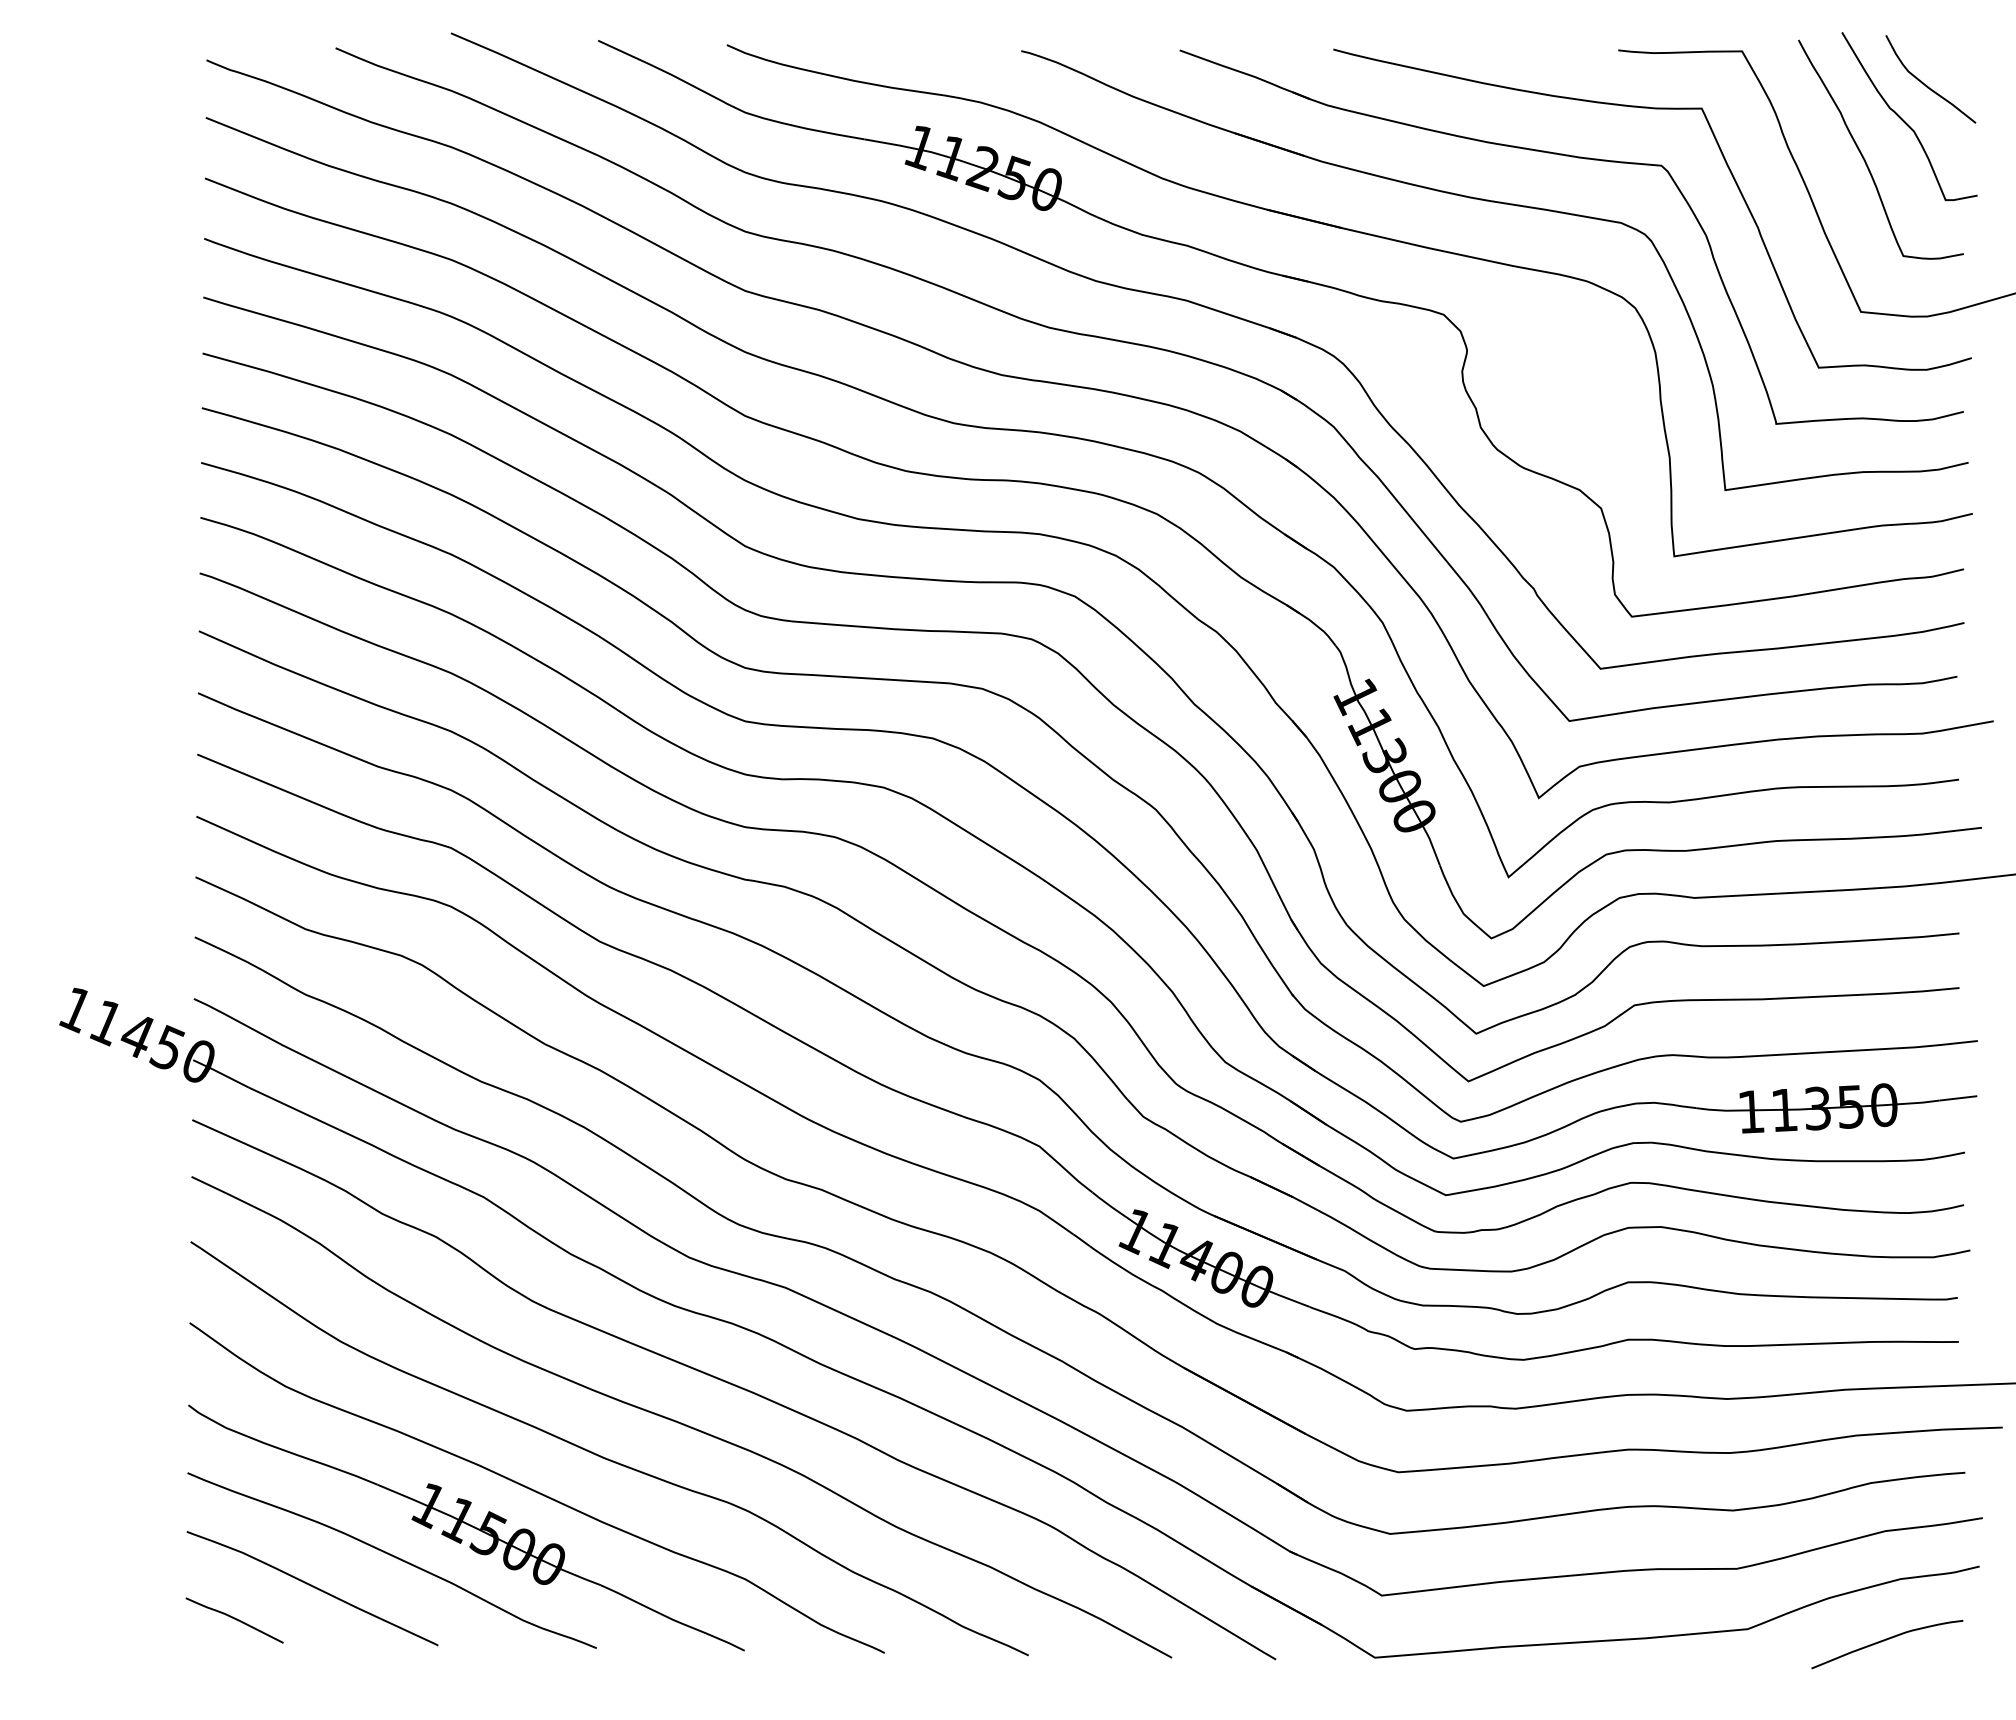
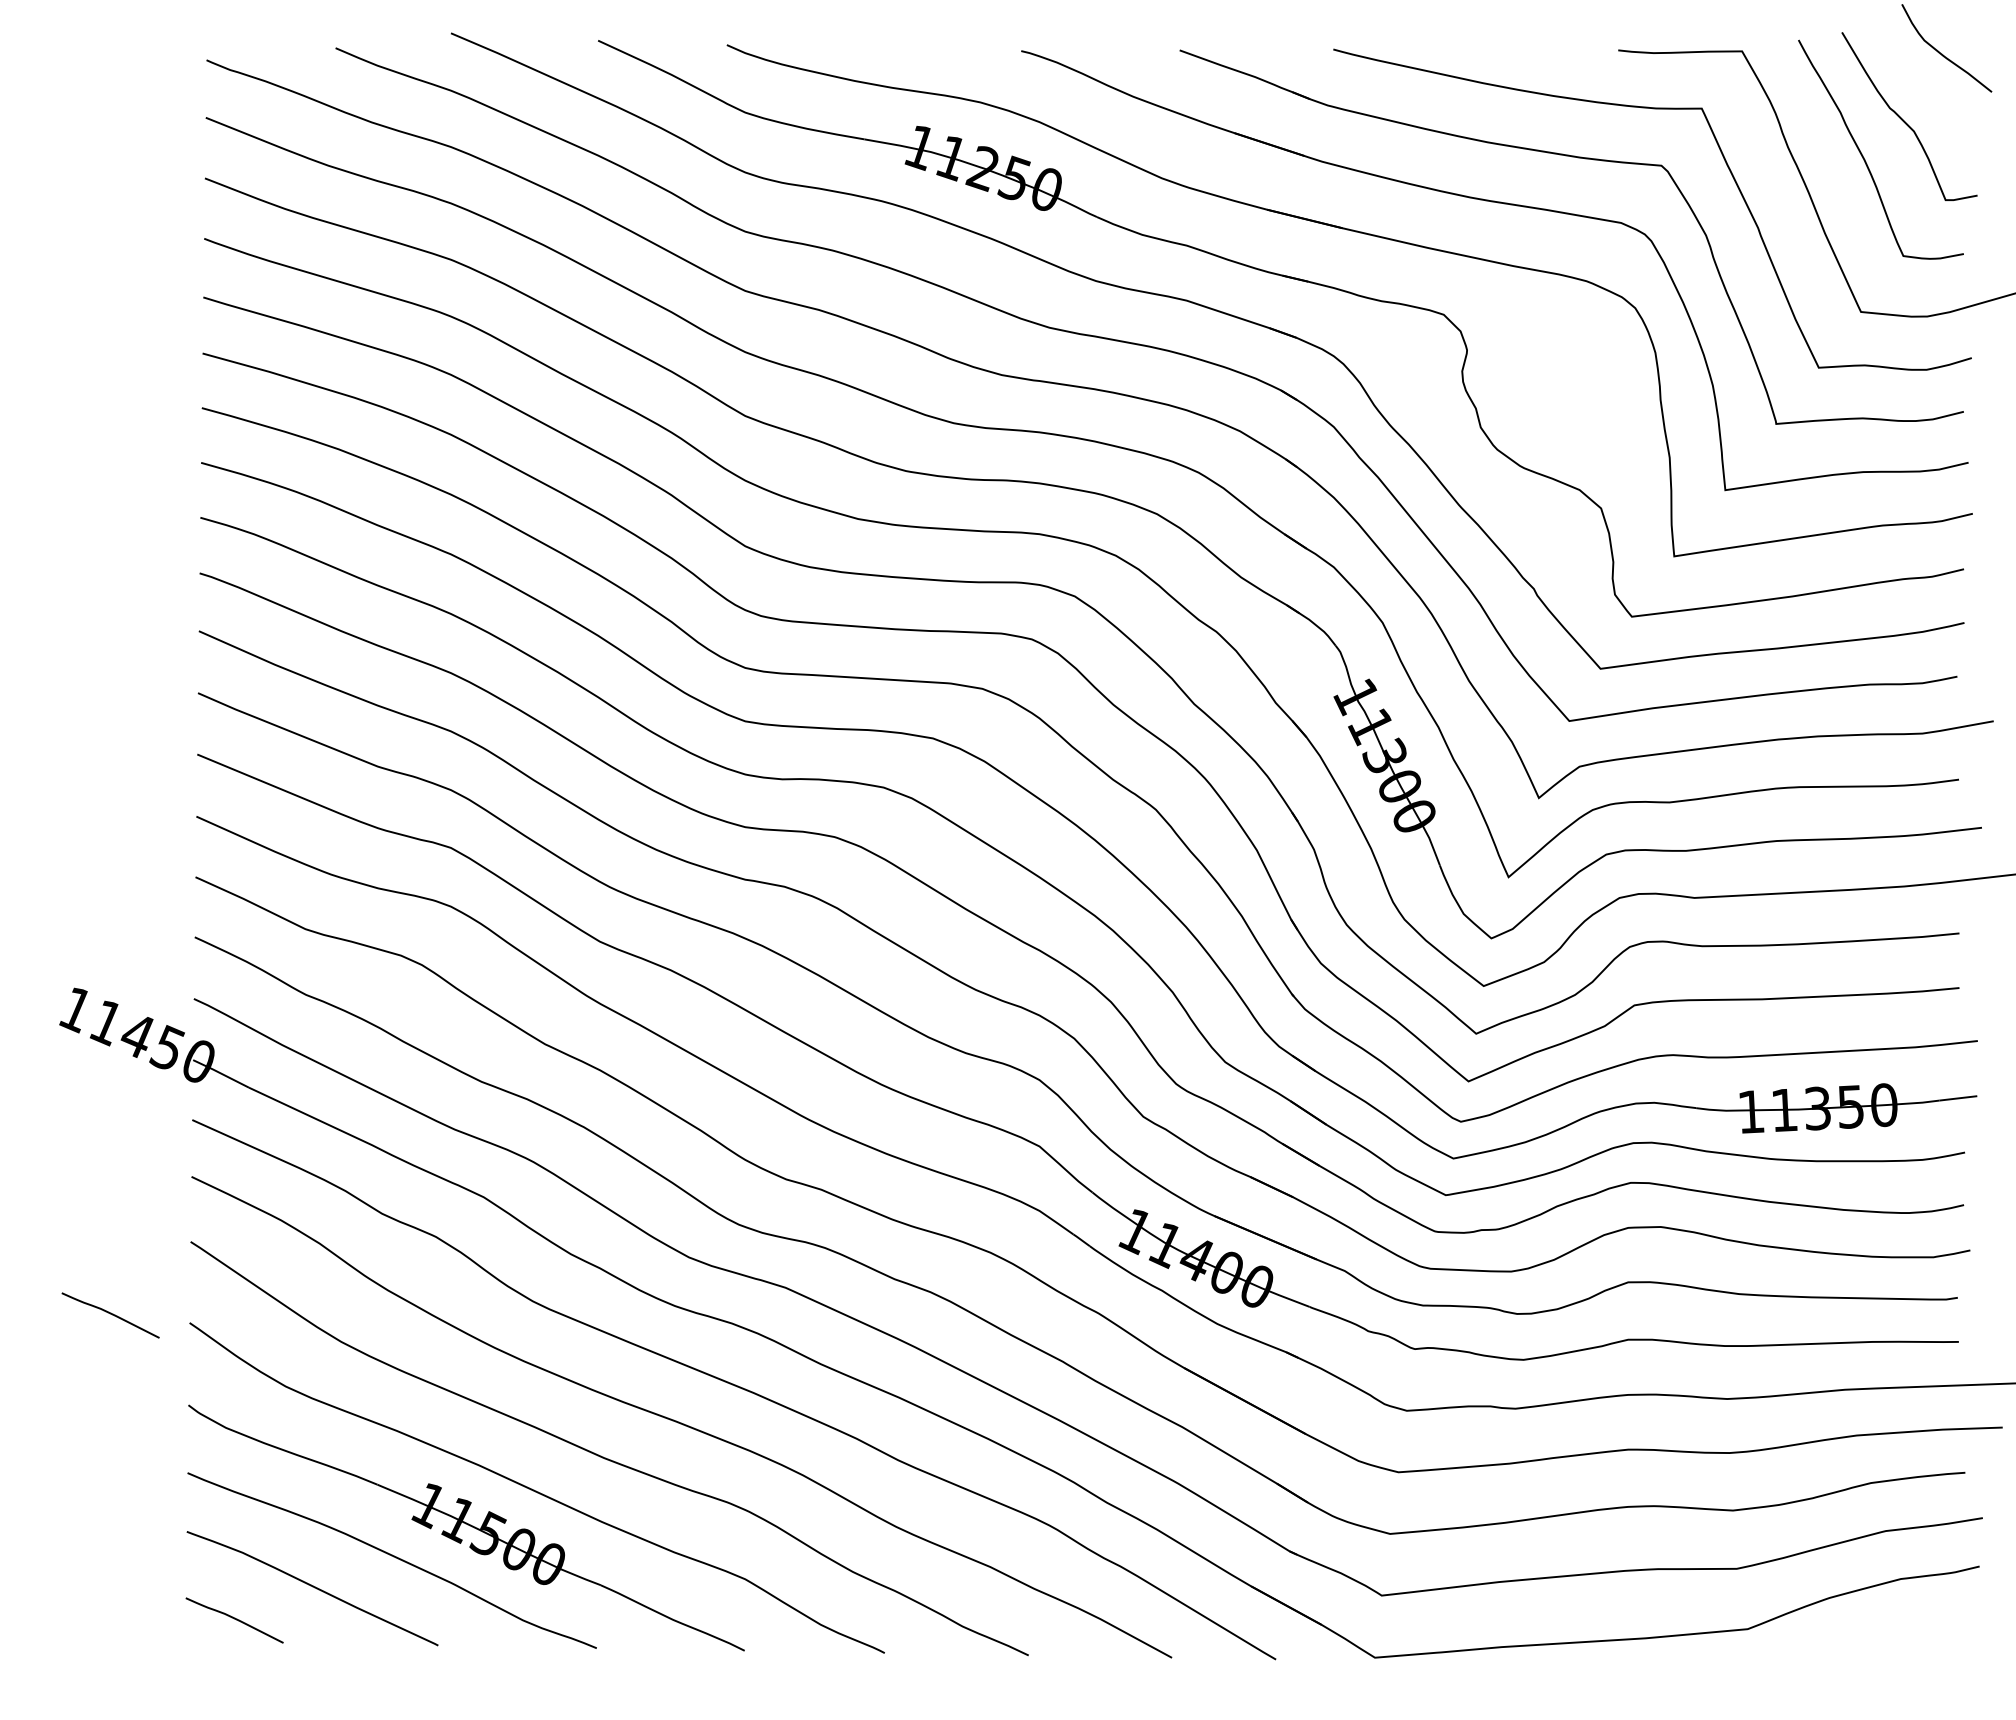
curve position: (1926, 84) -> (1942, 53) (1942, 53)
curve: none -> present (110, 1314)
curve: present -> none (1887, 1640)
